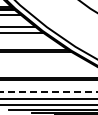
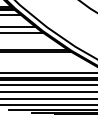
line: none -> present (48, 72)
line: none -> present (48, 84)
line: dashed -> solid (49, 92)
